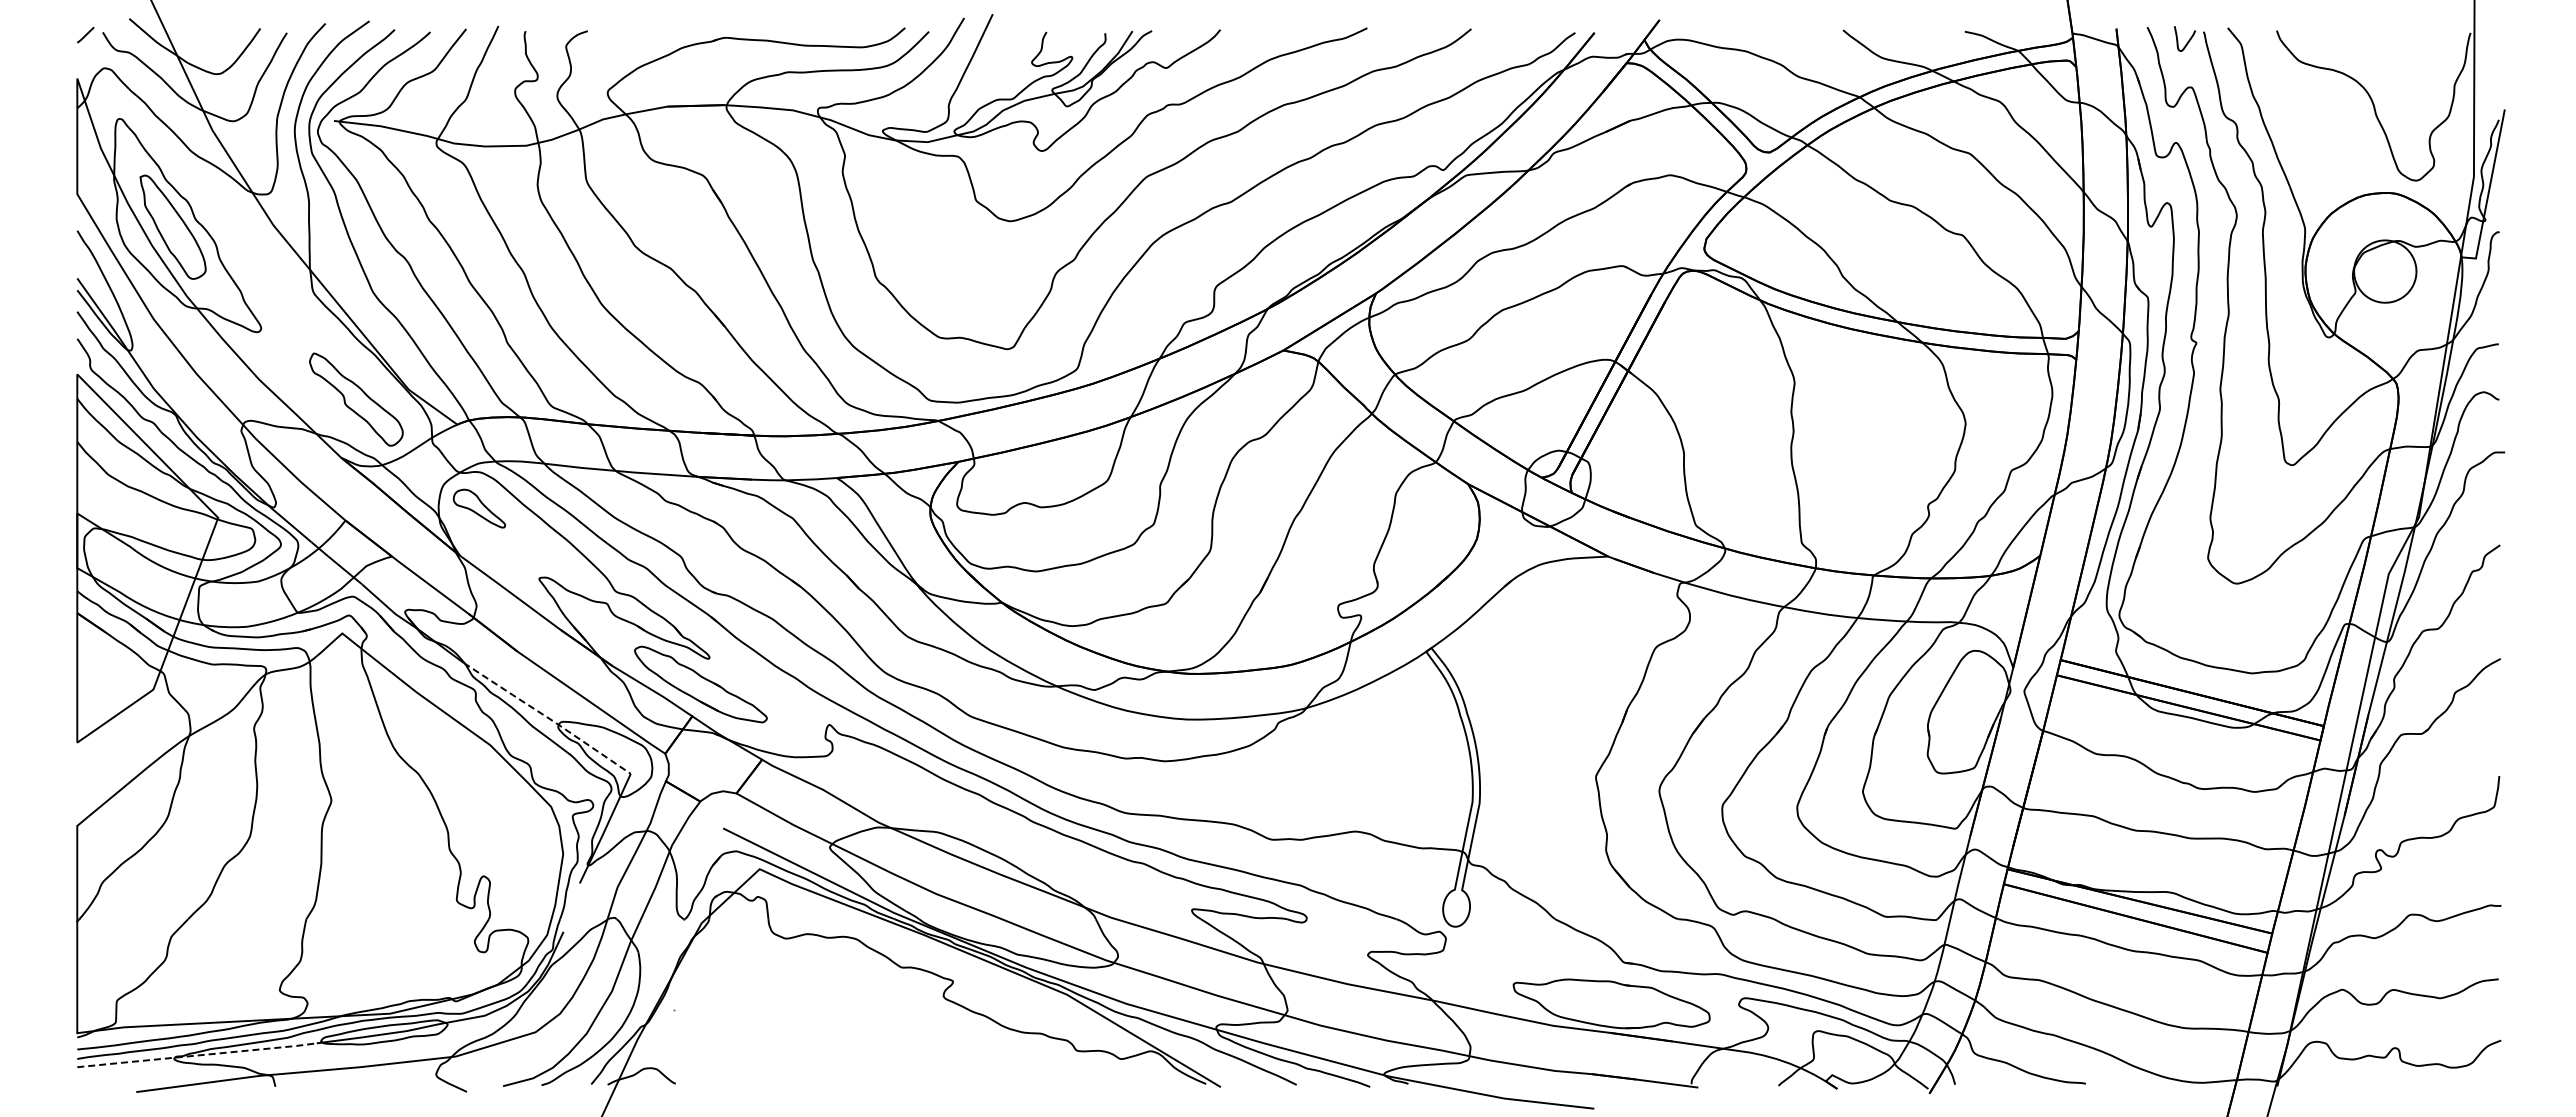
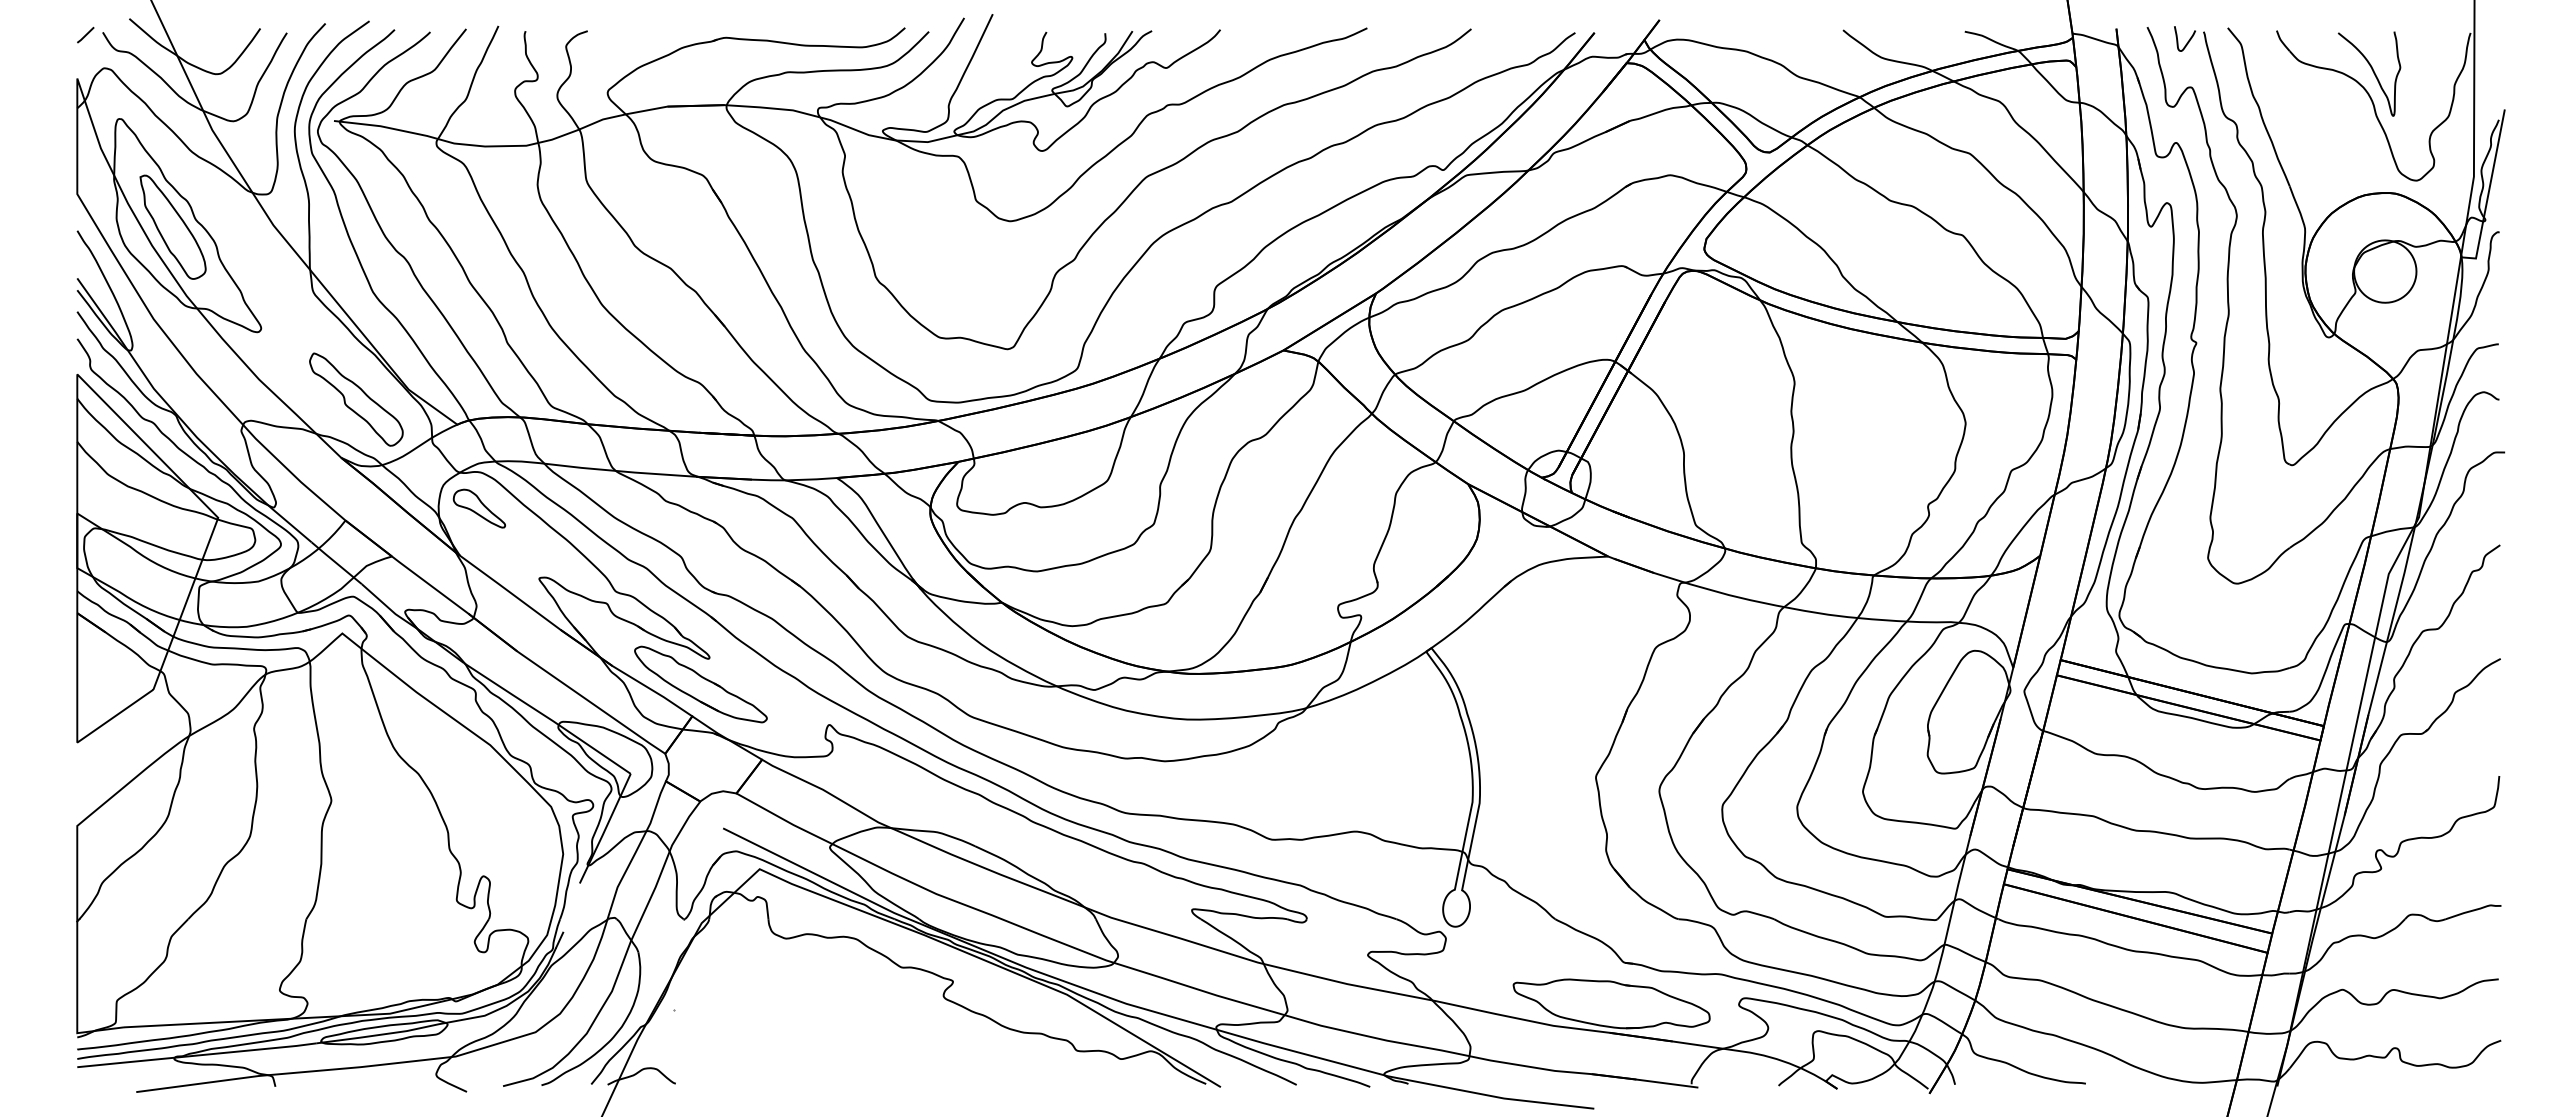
curve: none -> present (2372, 71)
line: dashed -> solid (547, 717)
line: dashed -> solid (197, 1055)
